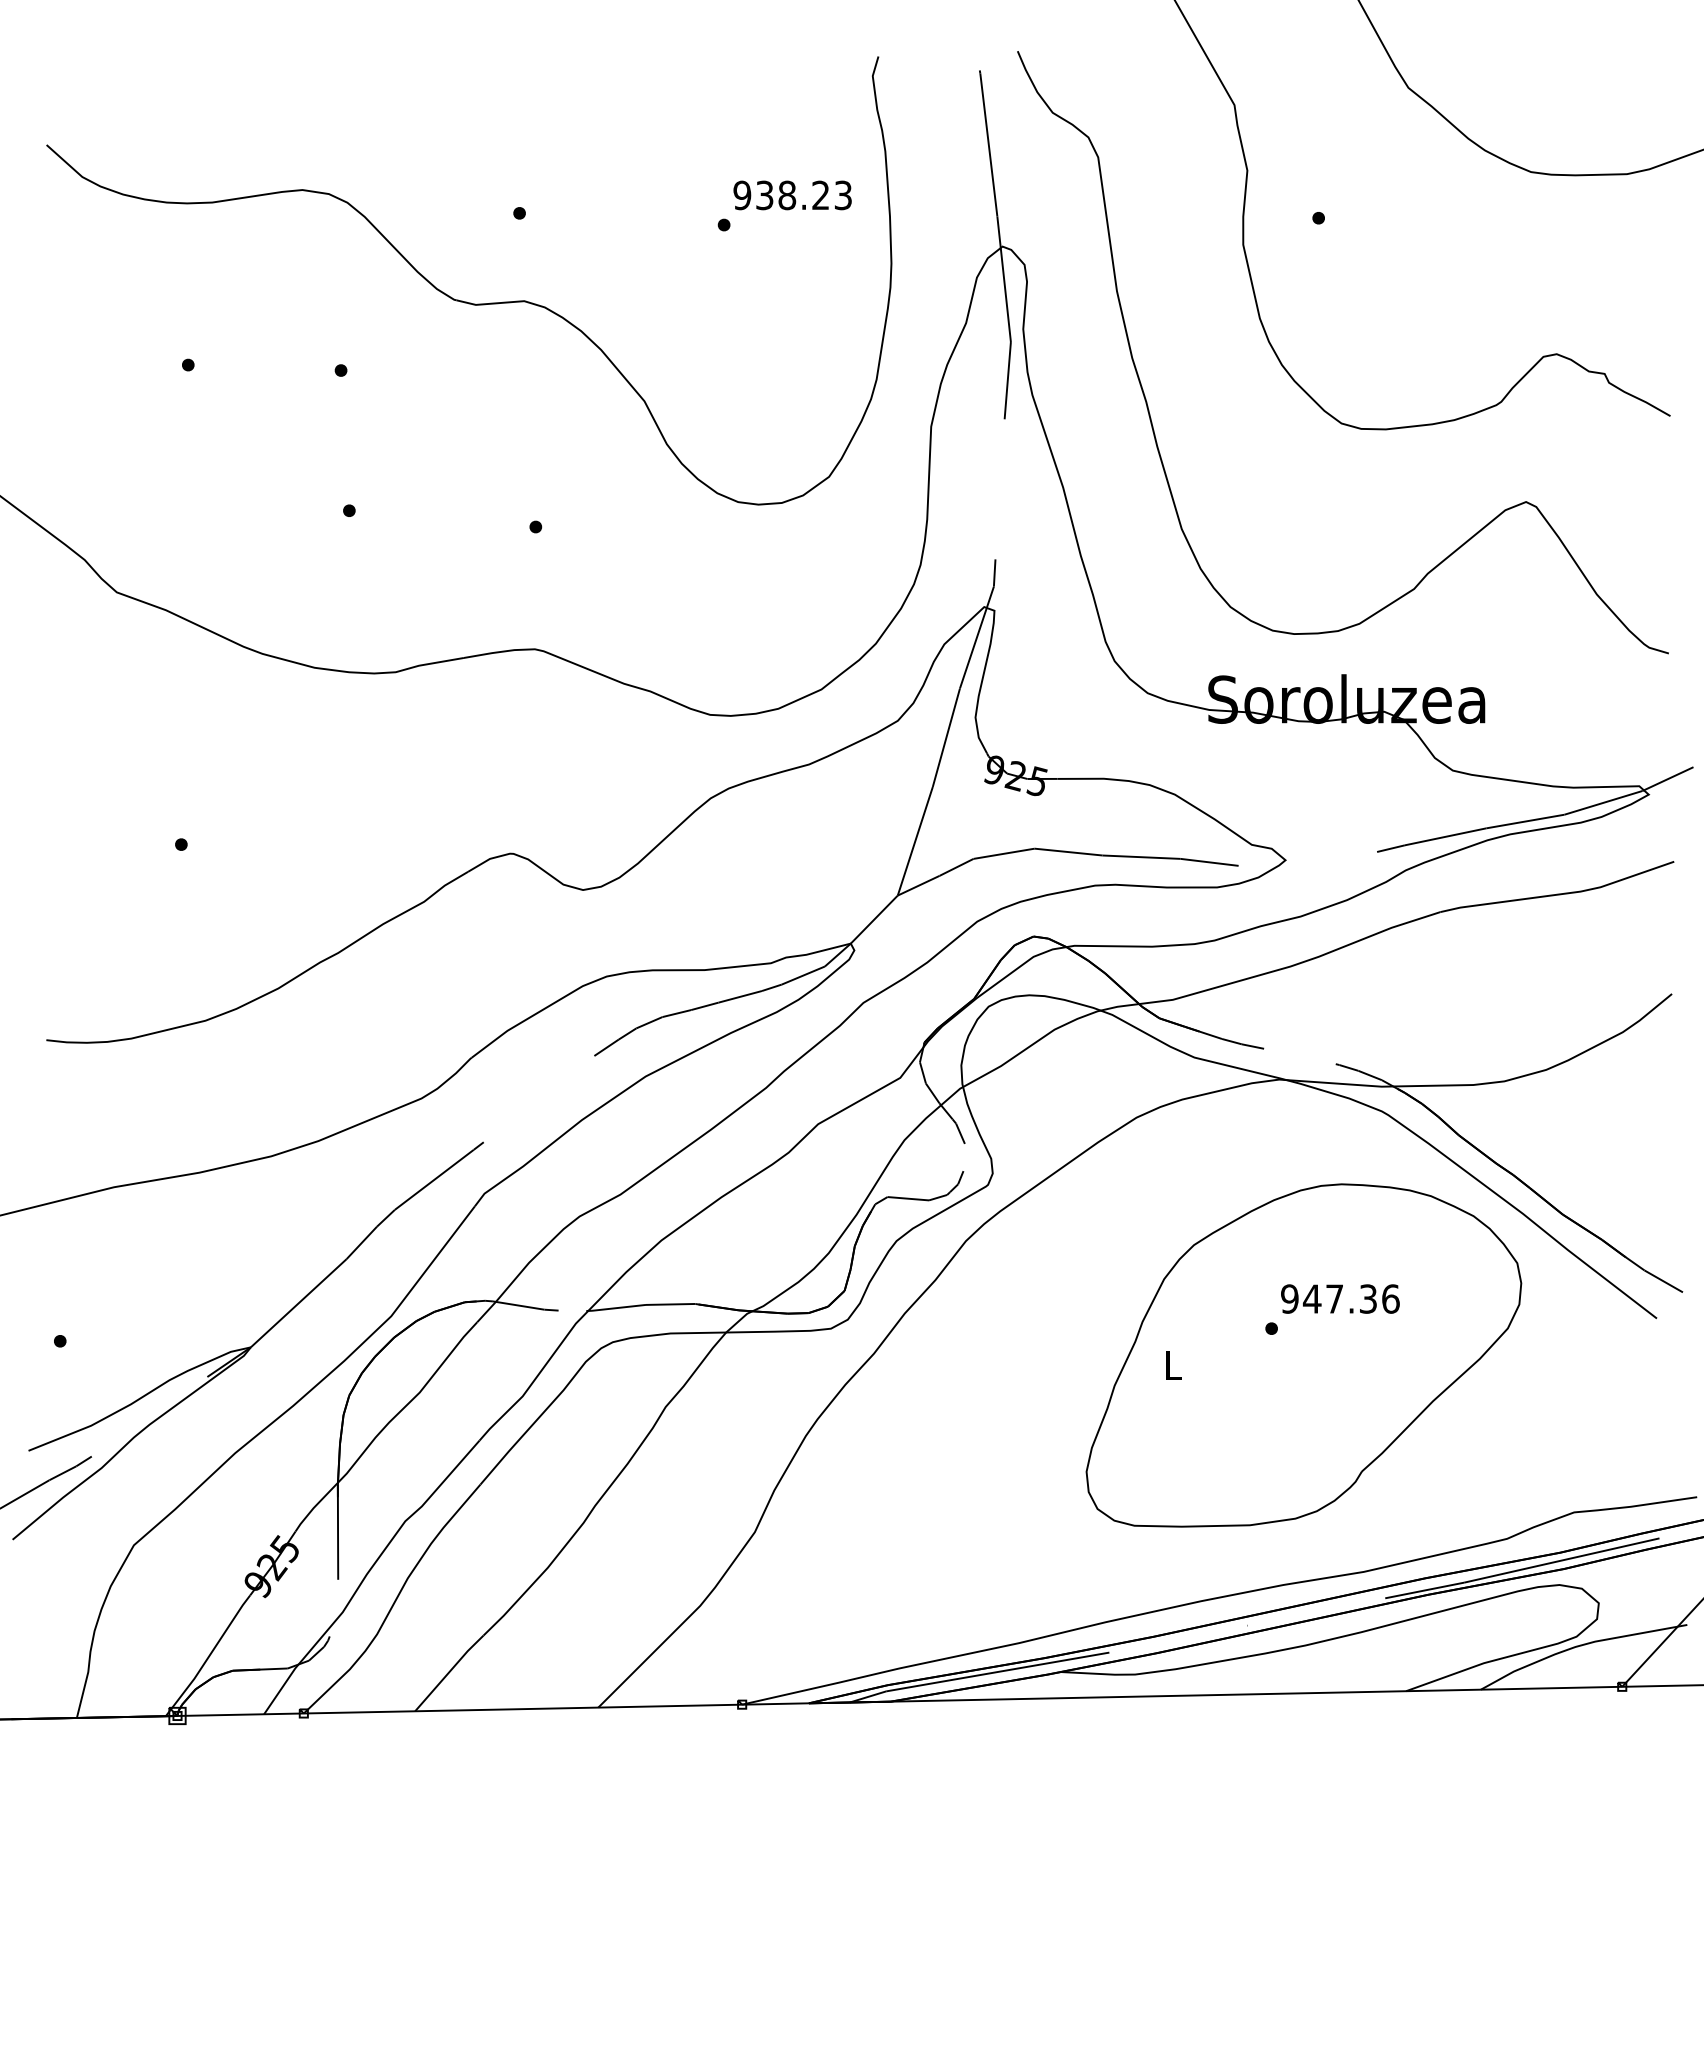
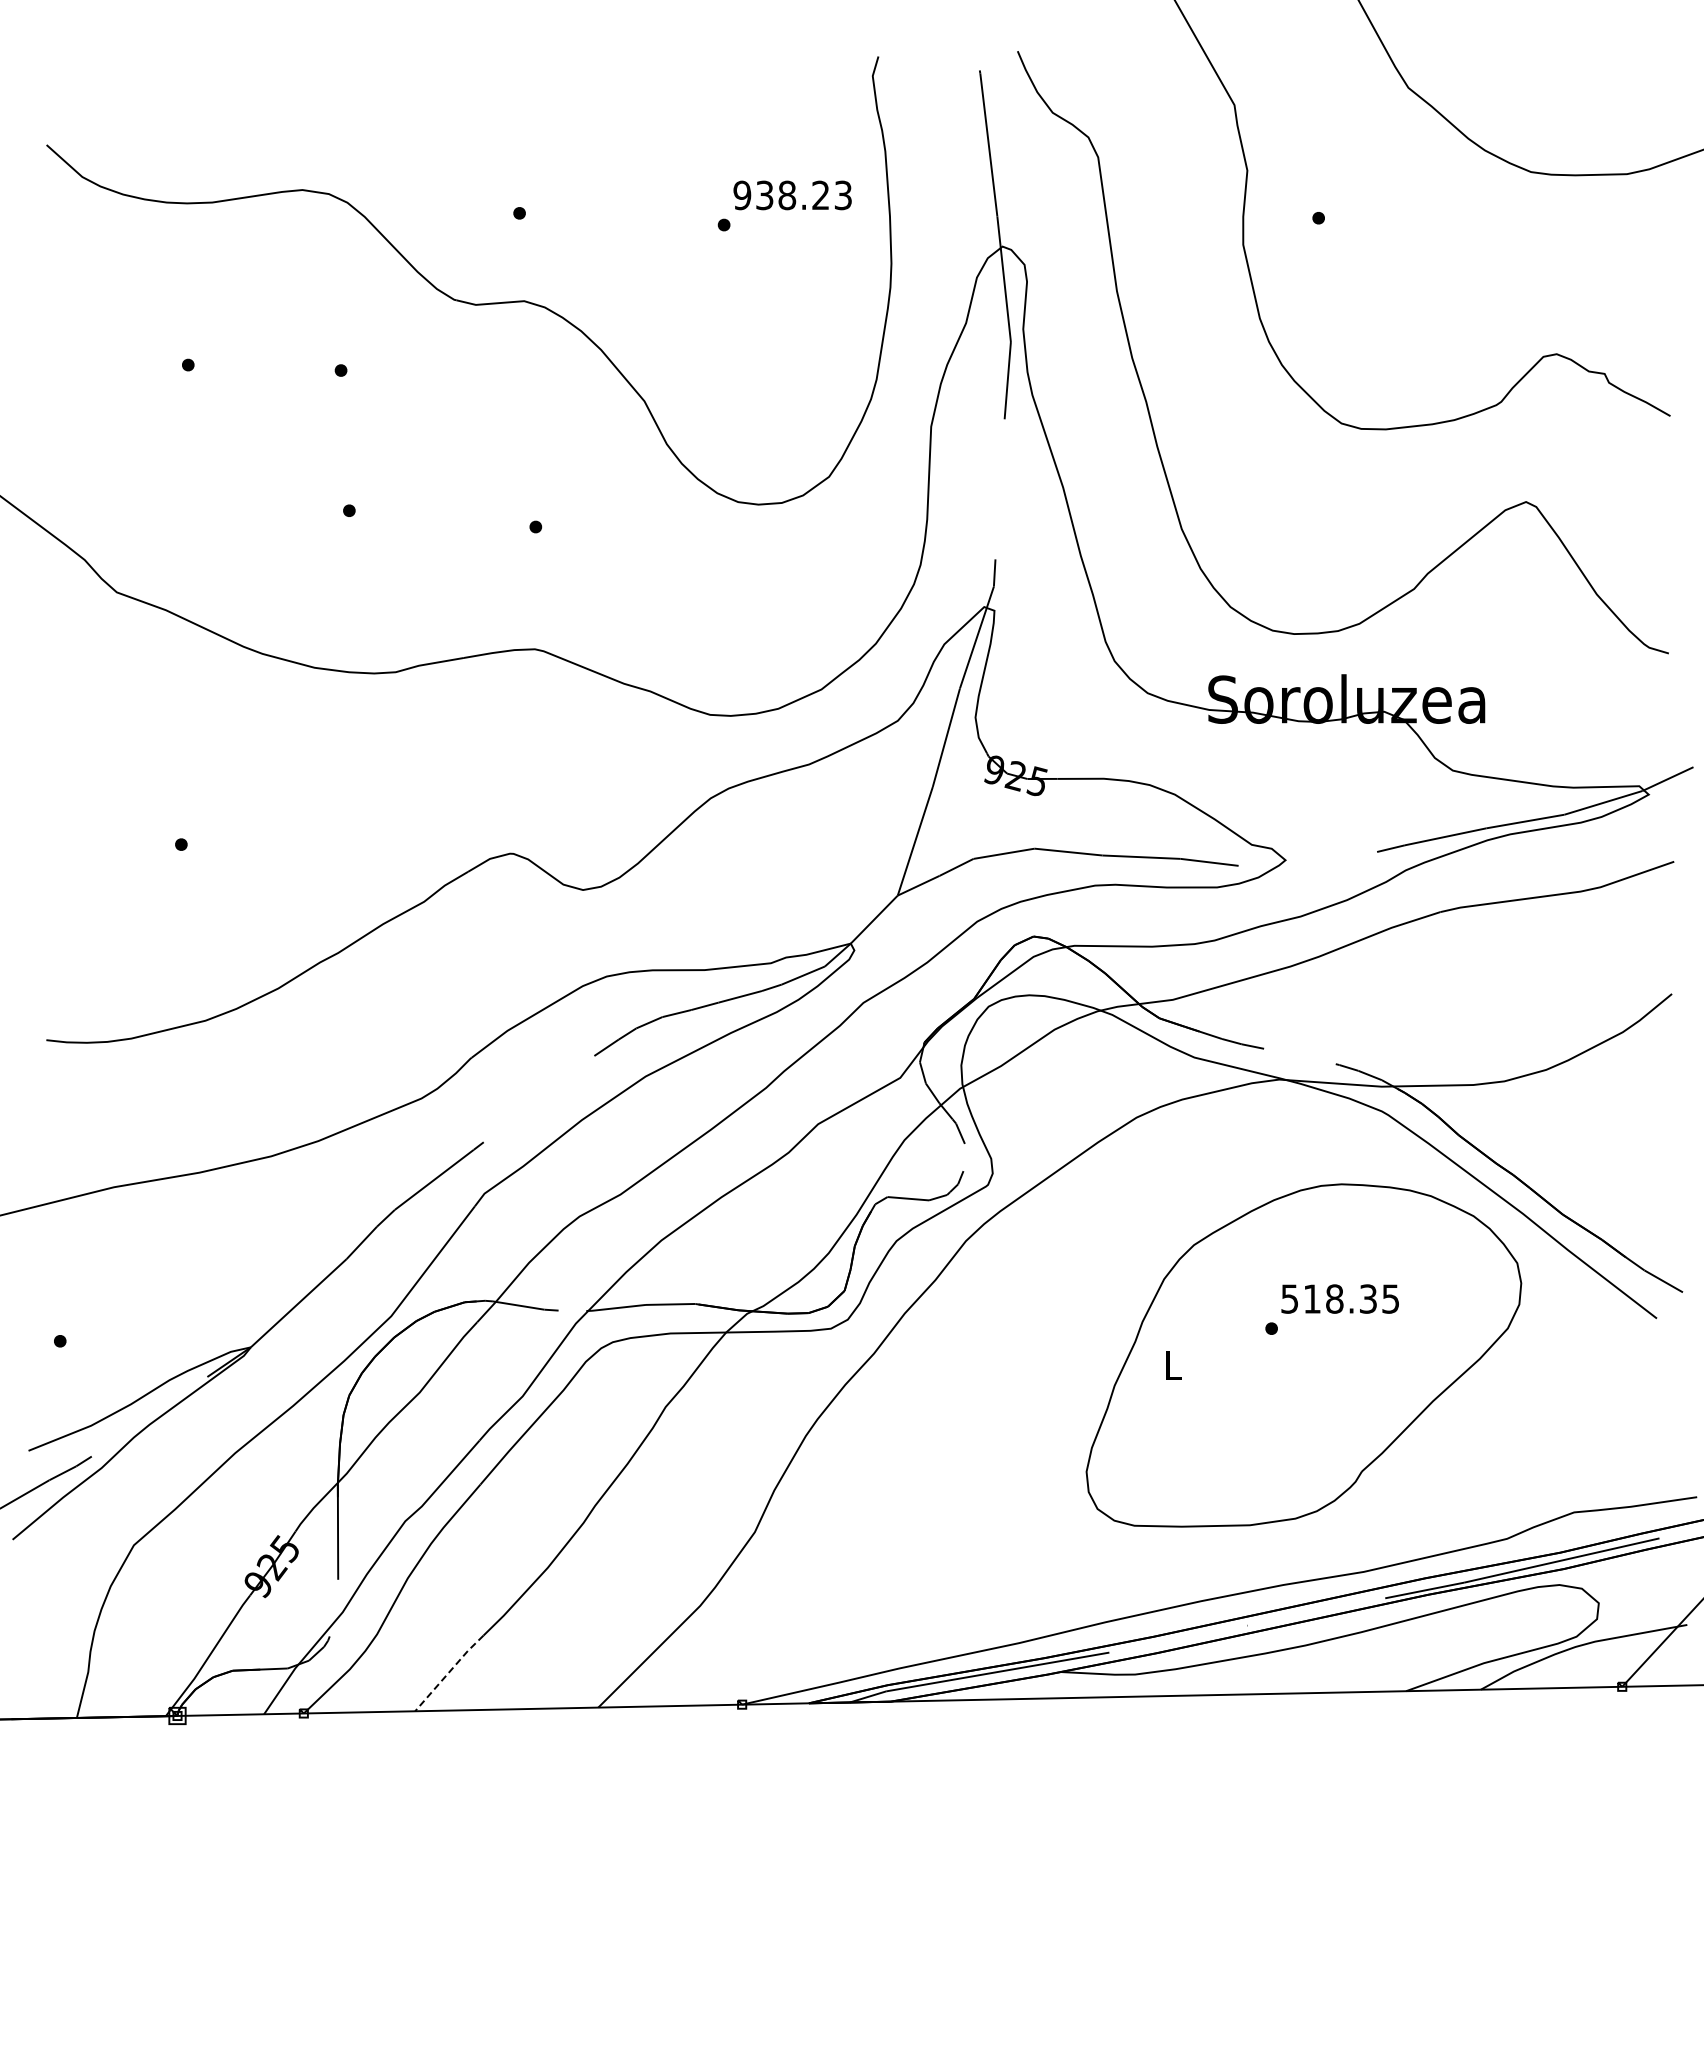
text: 947.36 -> 518.35 (1340, 1298)
line: solid -> dashed (449, 1672)
